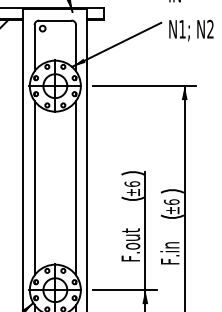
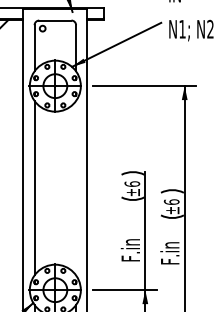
line: present -> none (76, 187)
text: F.out -> F.in (130, 238)
